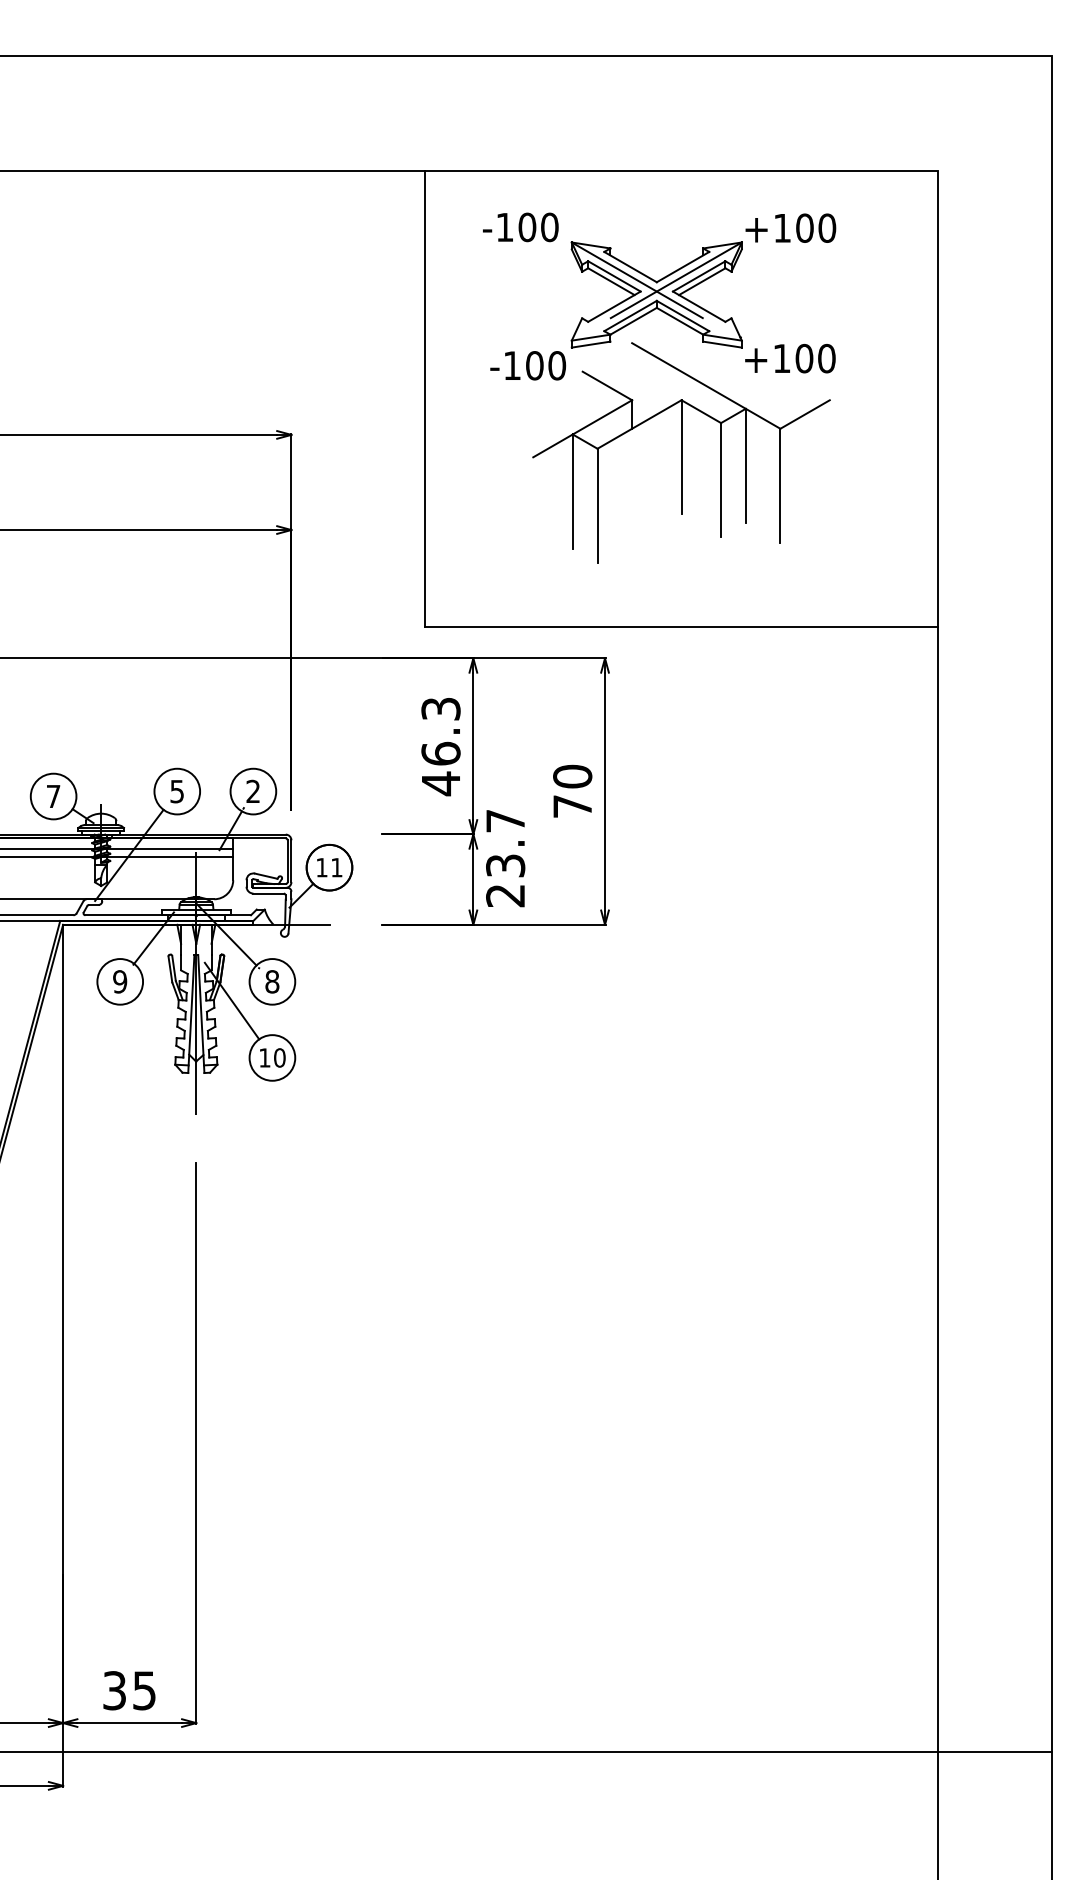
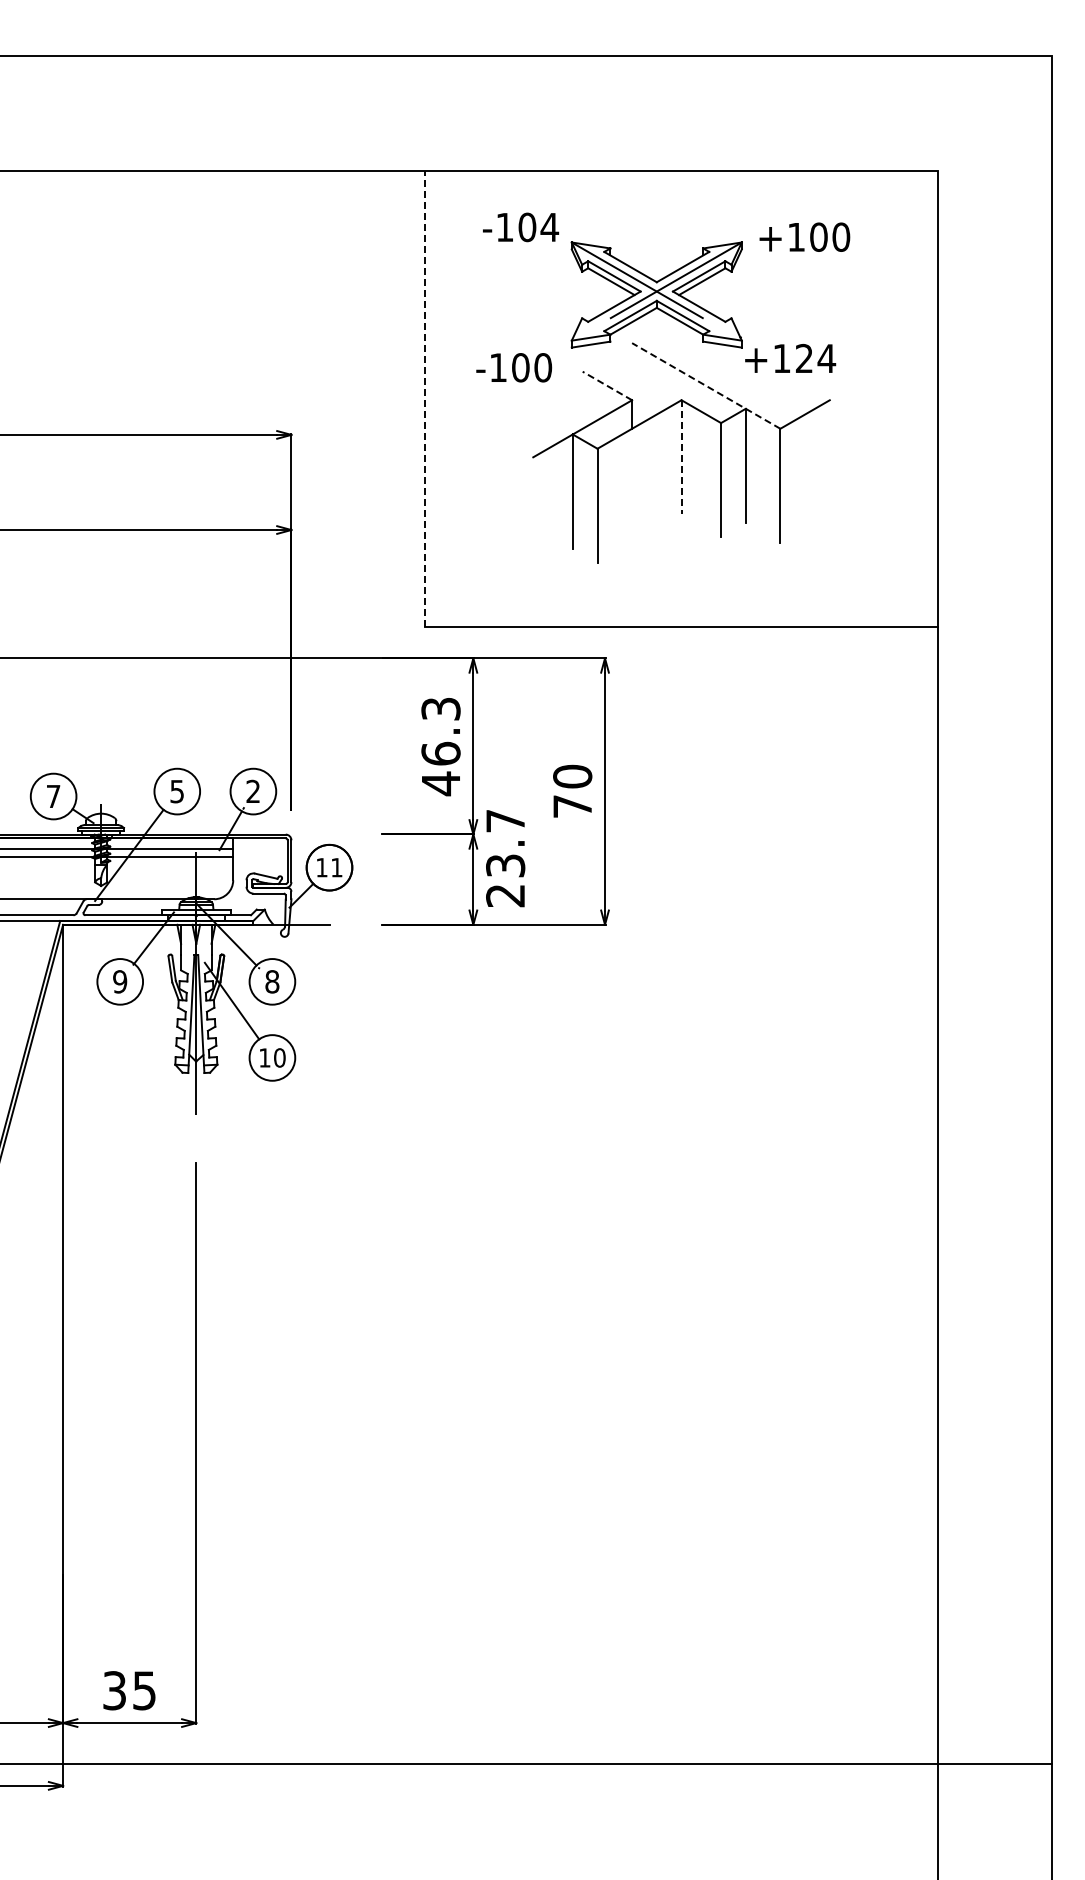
text: -100 -> -104 (549, 227)
text position: (790, 227) -> (804, 236) (804, 236)
text: +100 -> +124 (815, 358)
text position: (528, 365) -> (514, 367) (514, 367)
line: solid -> dashed (607, 385)
line: solid -> dashed (706, 385)
line: solid -> dashed (424, 398)
line: solid -> dashed (681, 457)
line position: (527, 1751) -> (527, 1763) (527, 1763)
